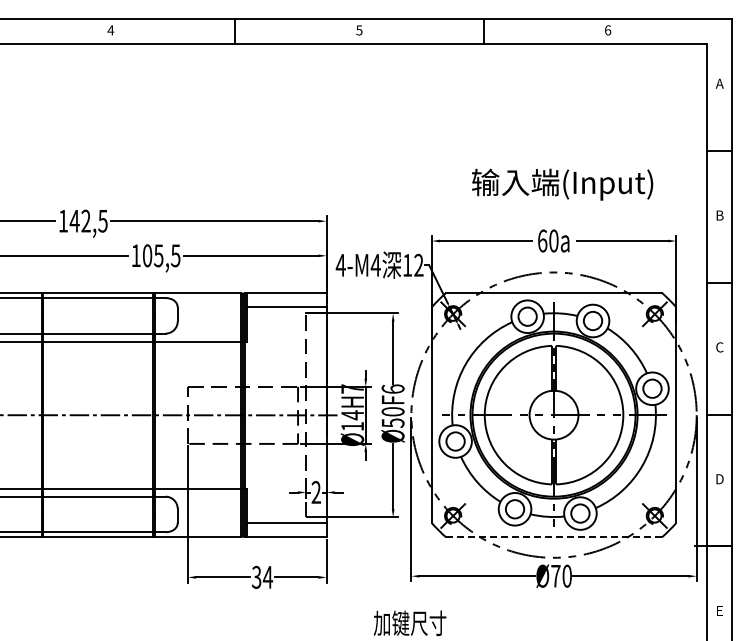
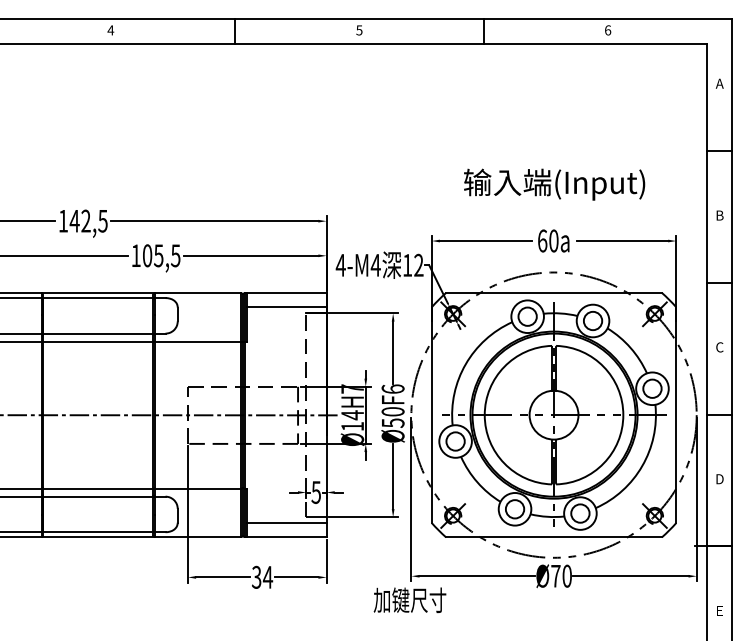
text position: (562, 184) -> (554, 184) (554, 184)
text: 2 -> 5 (315, 492)
line: dashed -> solid (554, 537)
text position: (409, 622) -> (409, 599) (409, 599)
